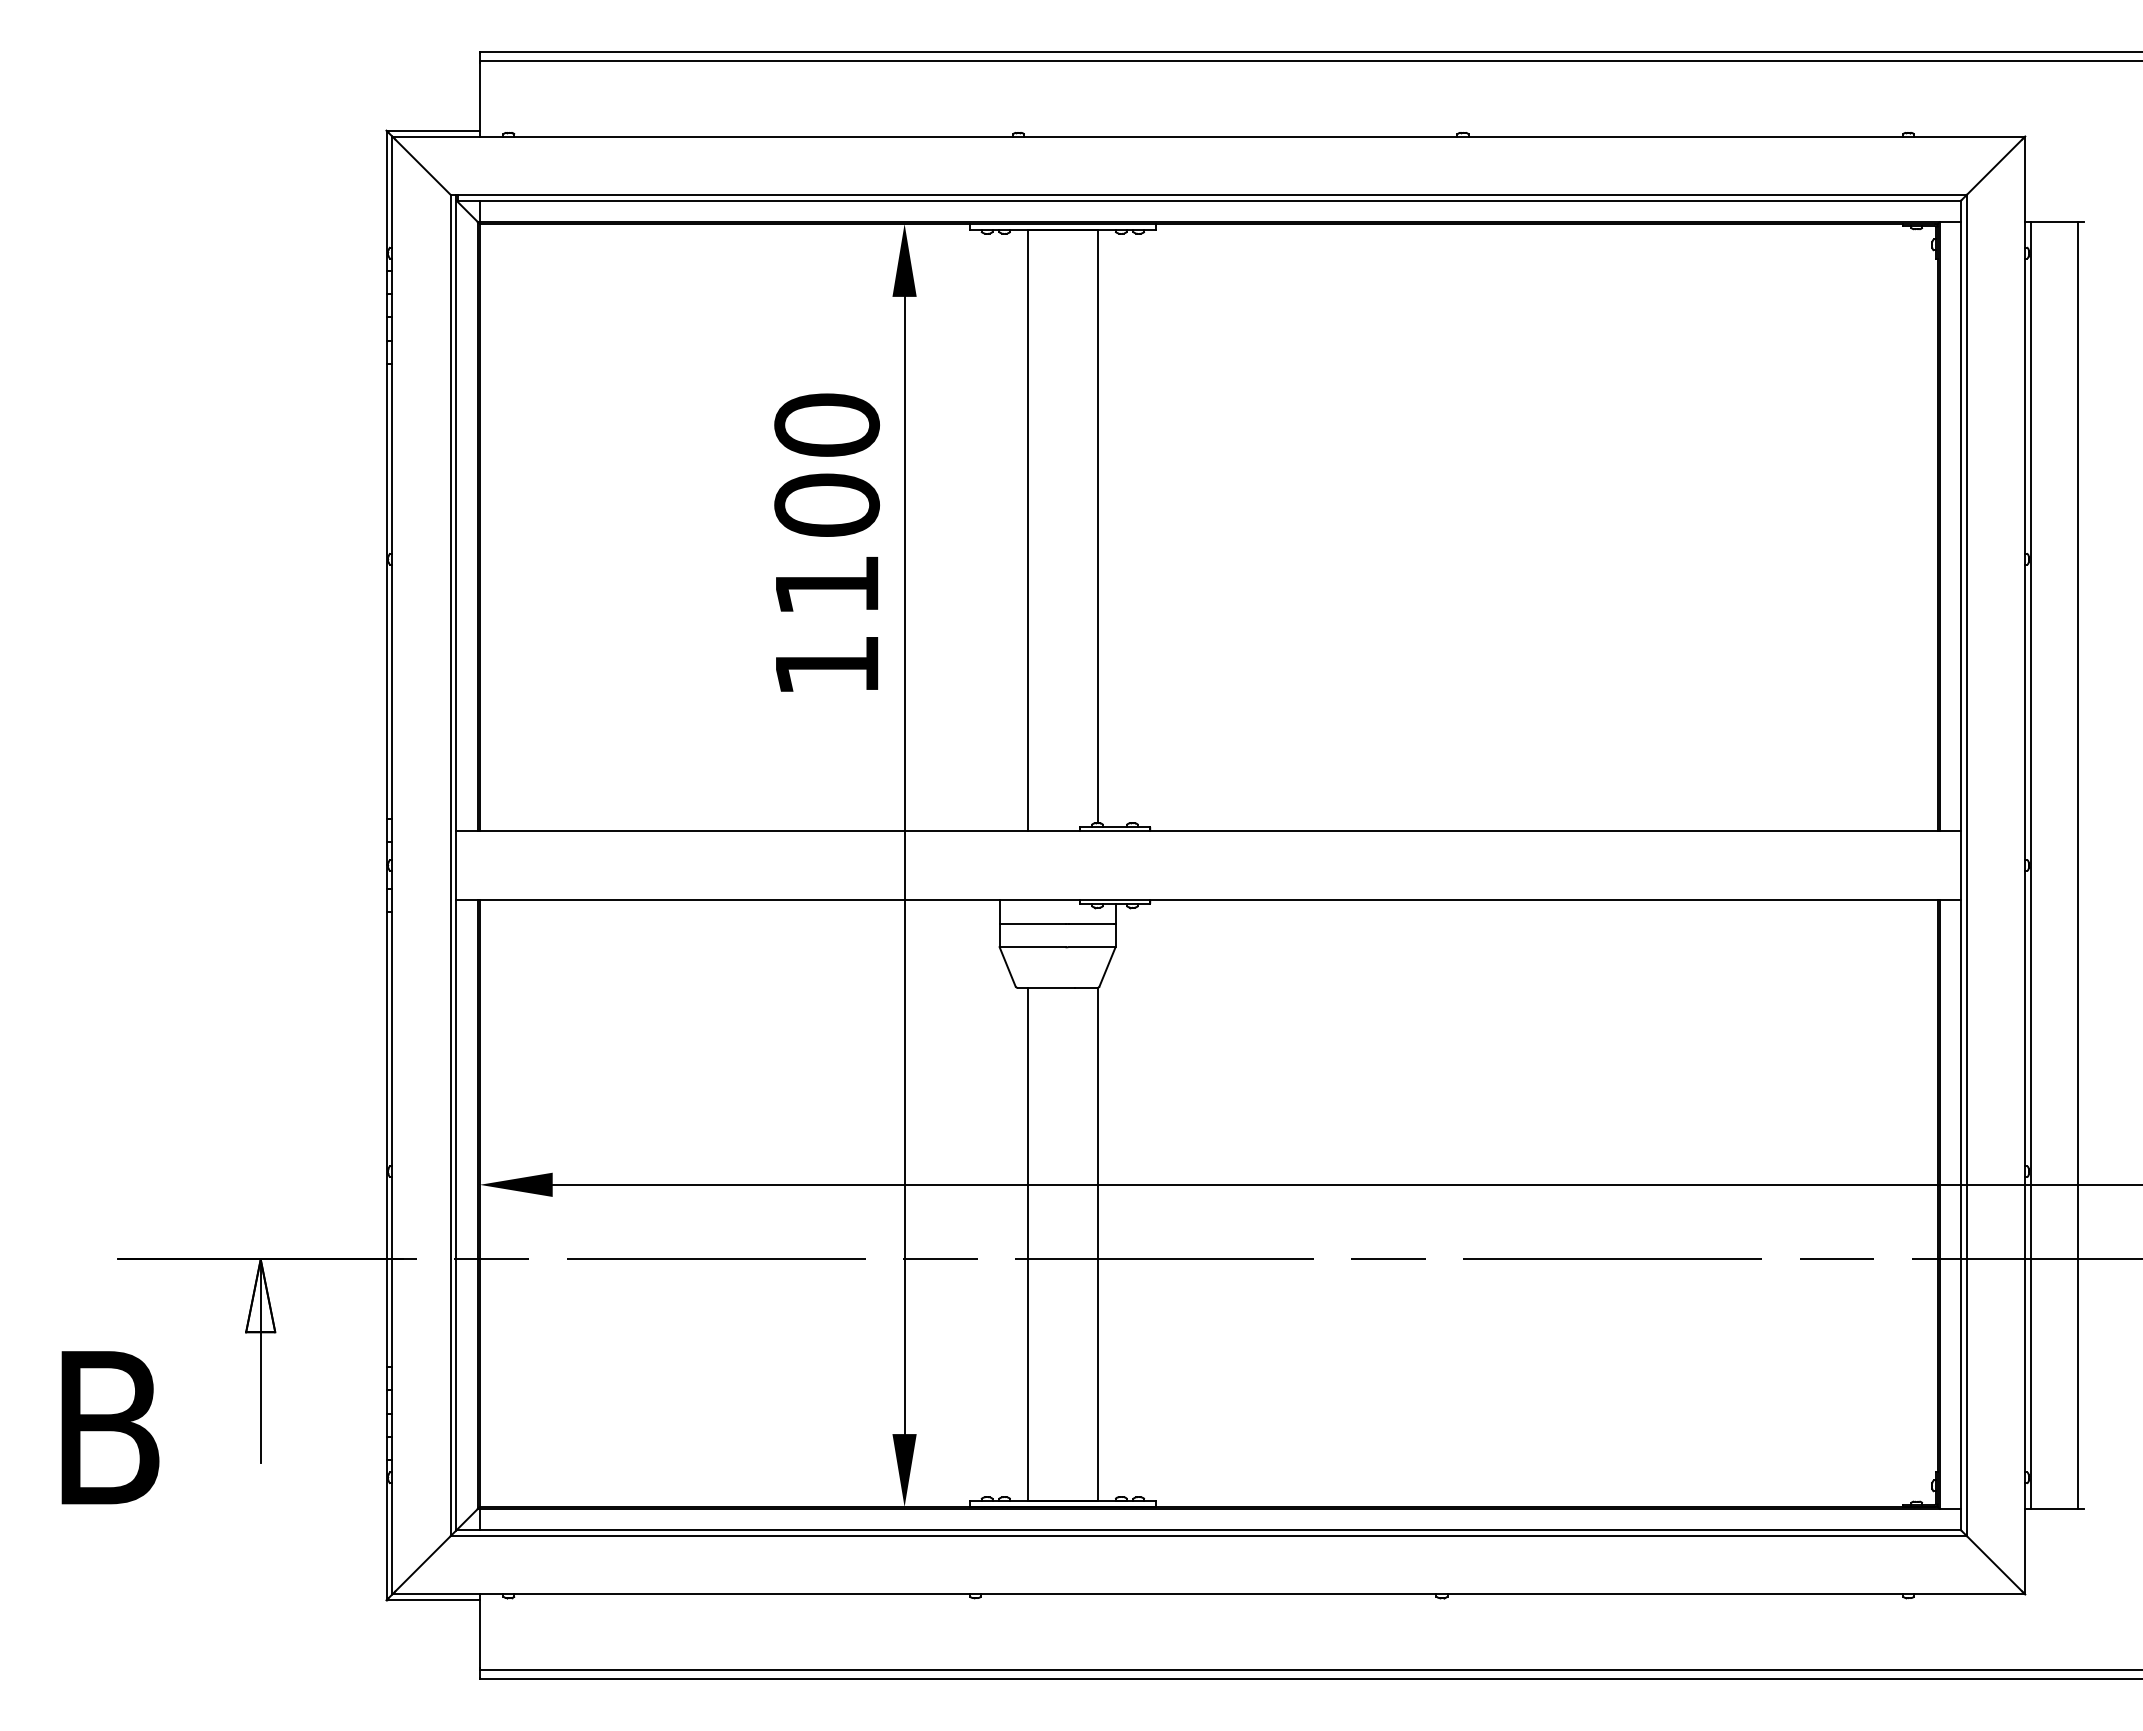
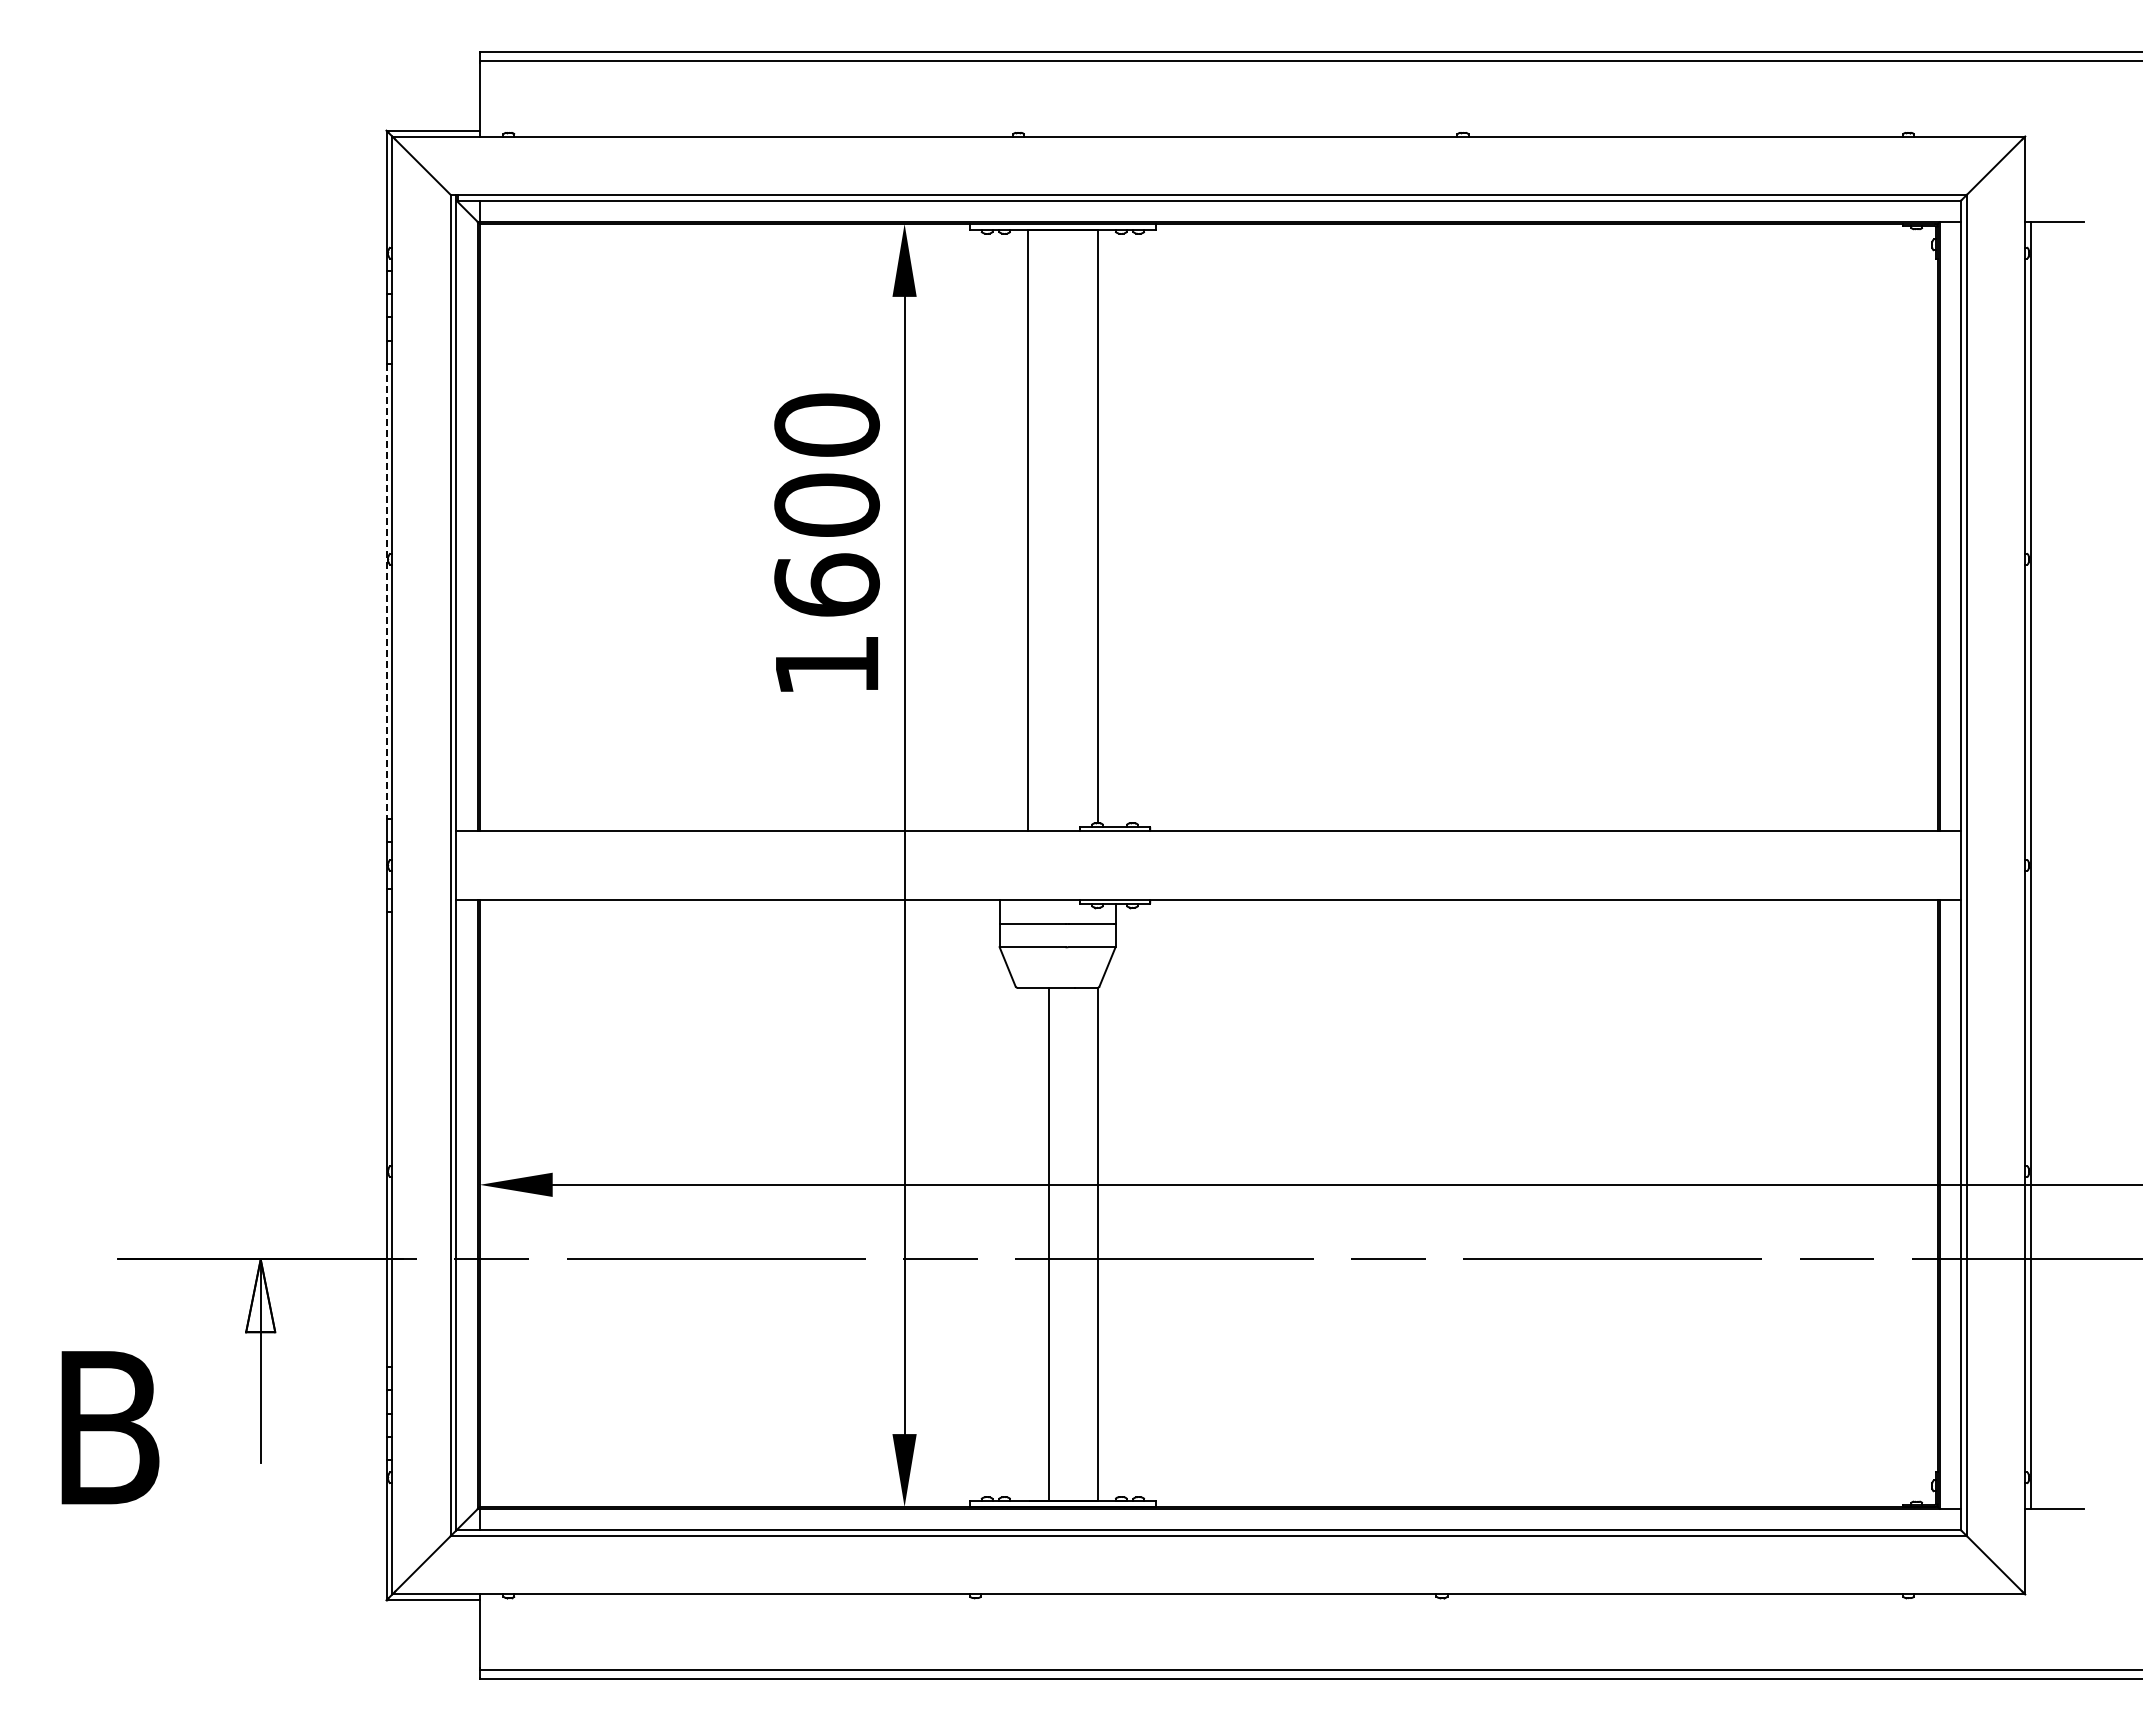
text: 1100 -> 1600 (826, 584)
line: solid -> dashed (386, 591)
line: present -> none (2077, 865)
line position: (1028, 1244) -> (1049, 1244) (1049, 1244)
